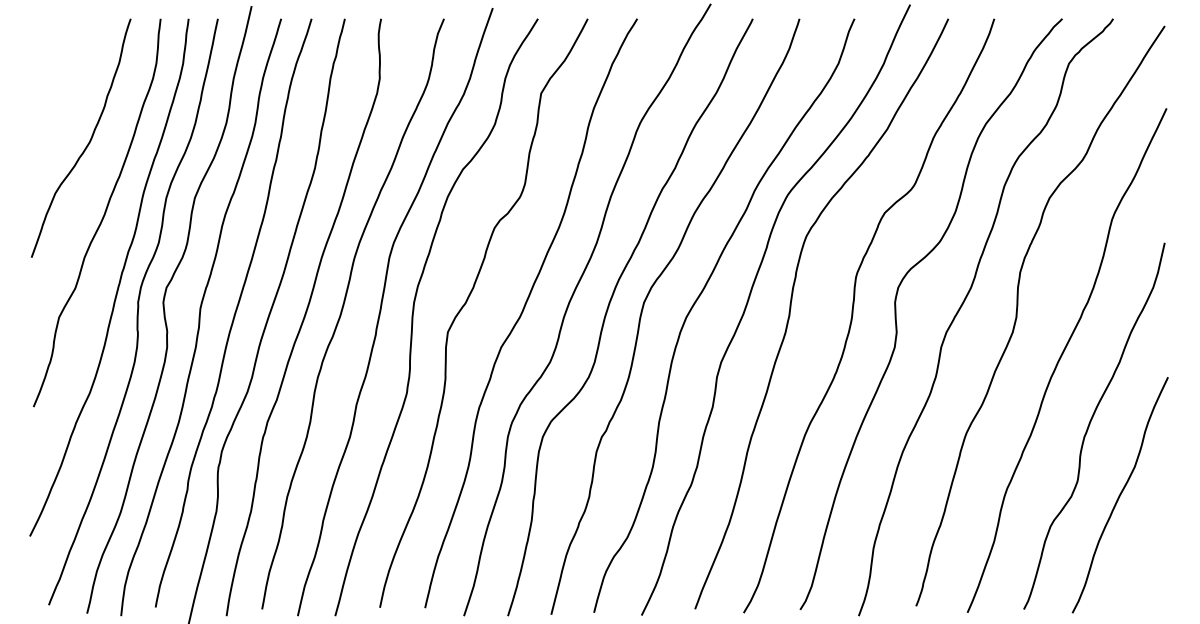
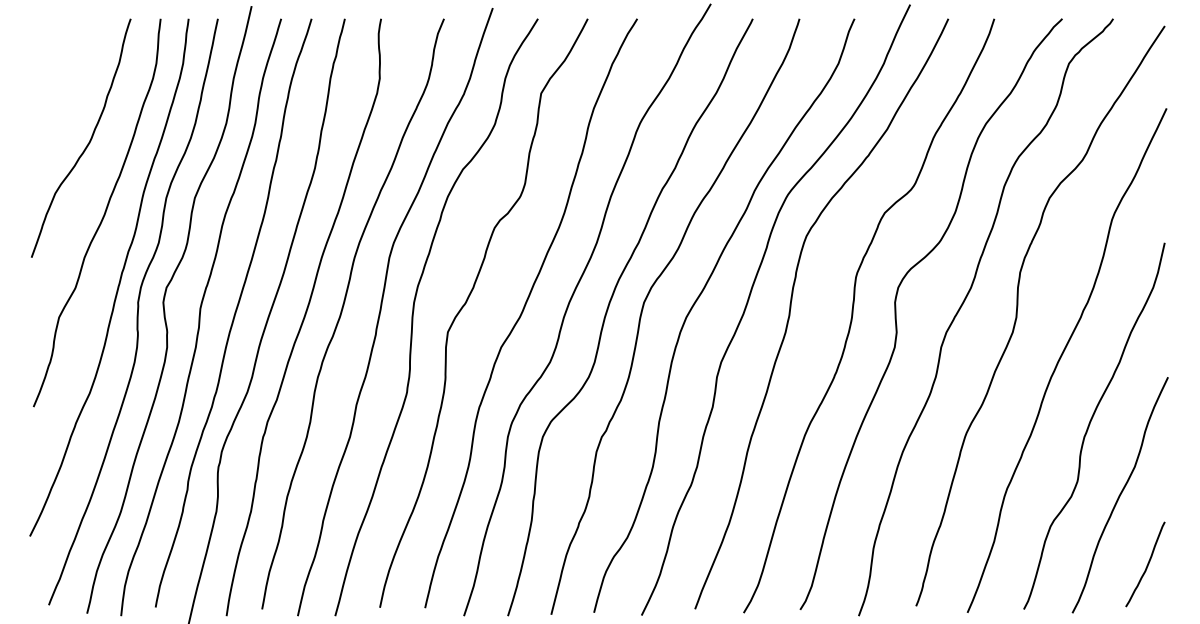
curve: none -> present (1146, 565)
